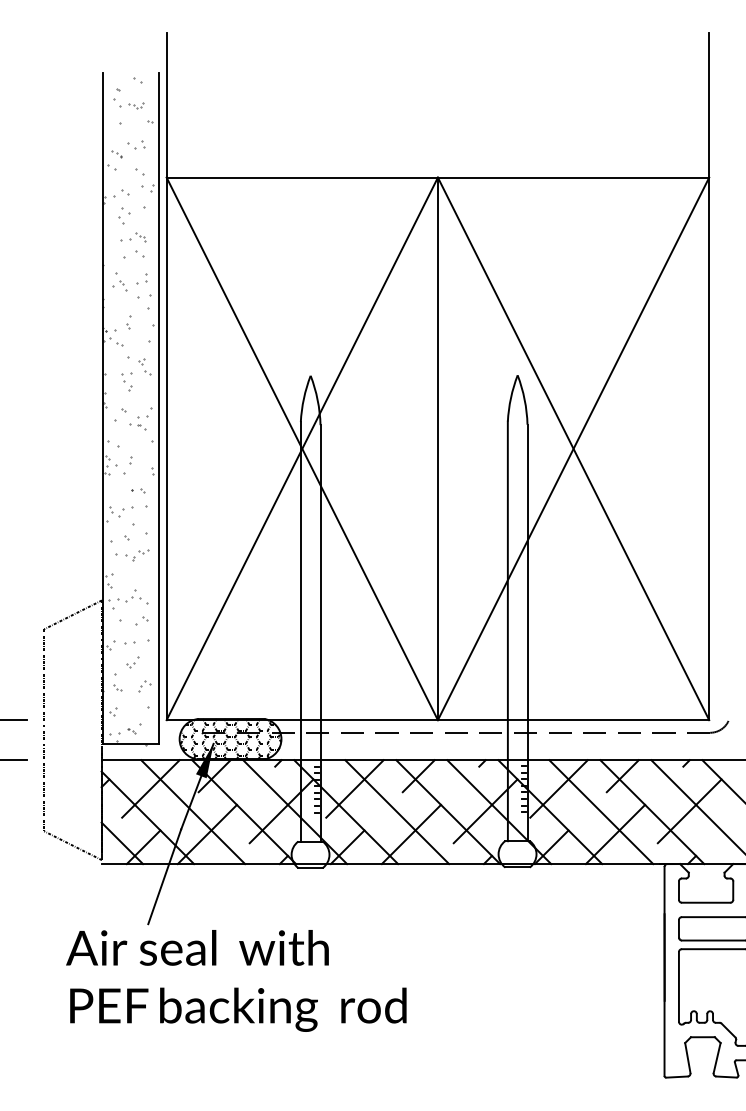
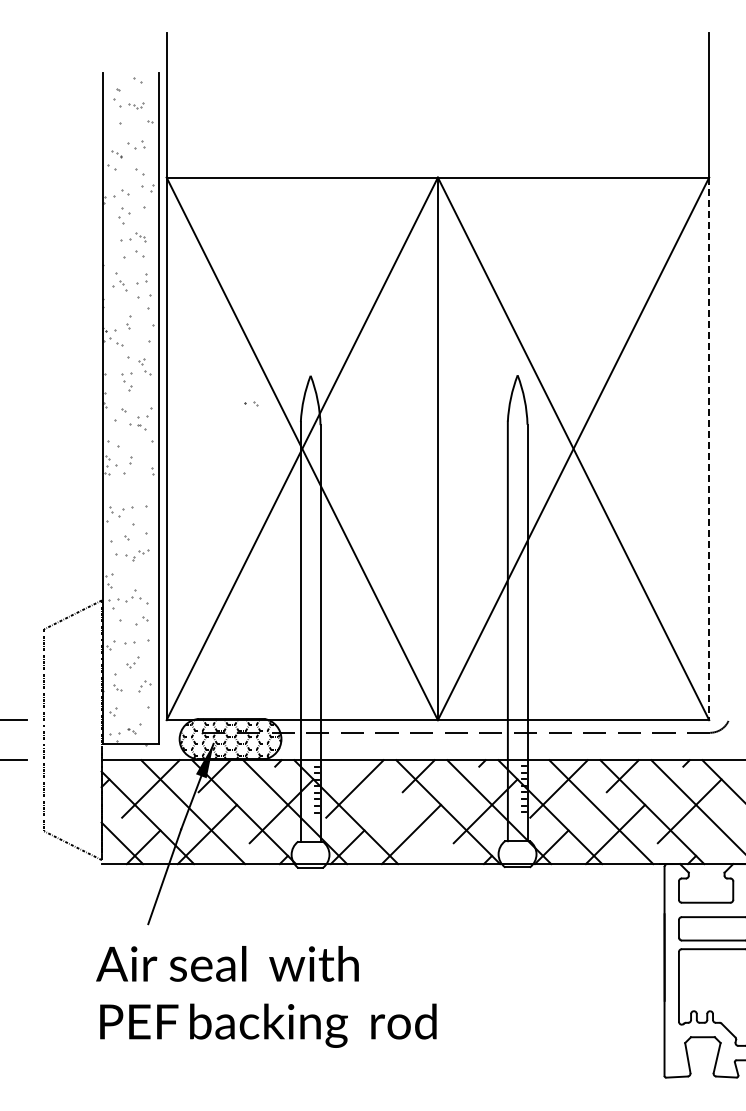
line: solid -> dashed (709, 449)
part position: (138, 490) -> (251, 403) (251, 403)
line: present -> none (397, 812)
text position: (236, 980) -> (266, 996) (266, 996)
